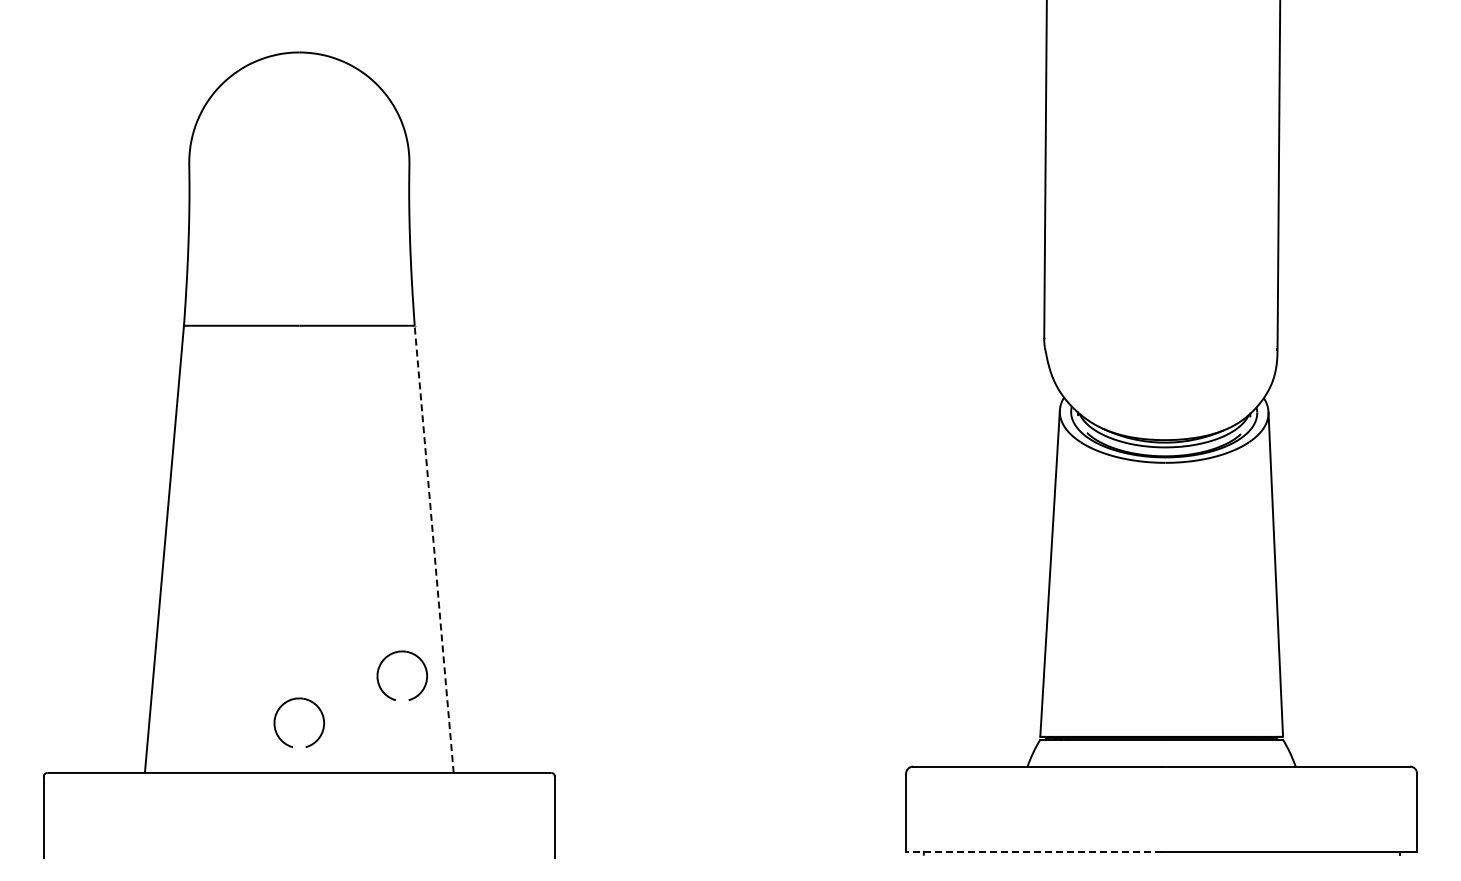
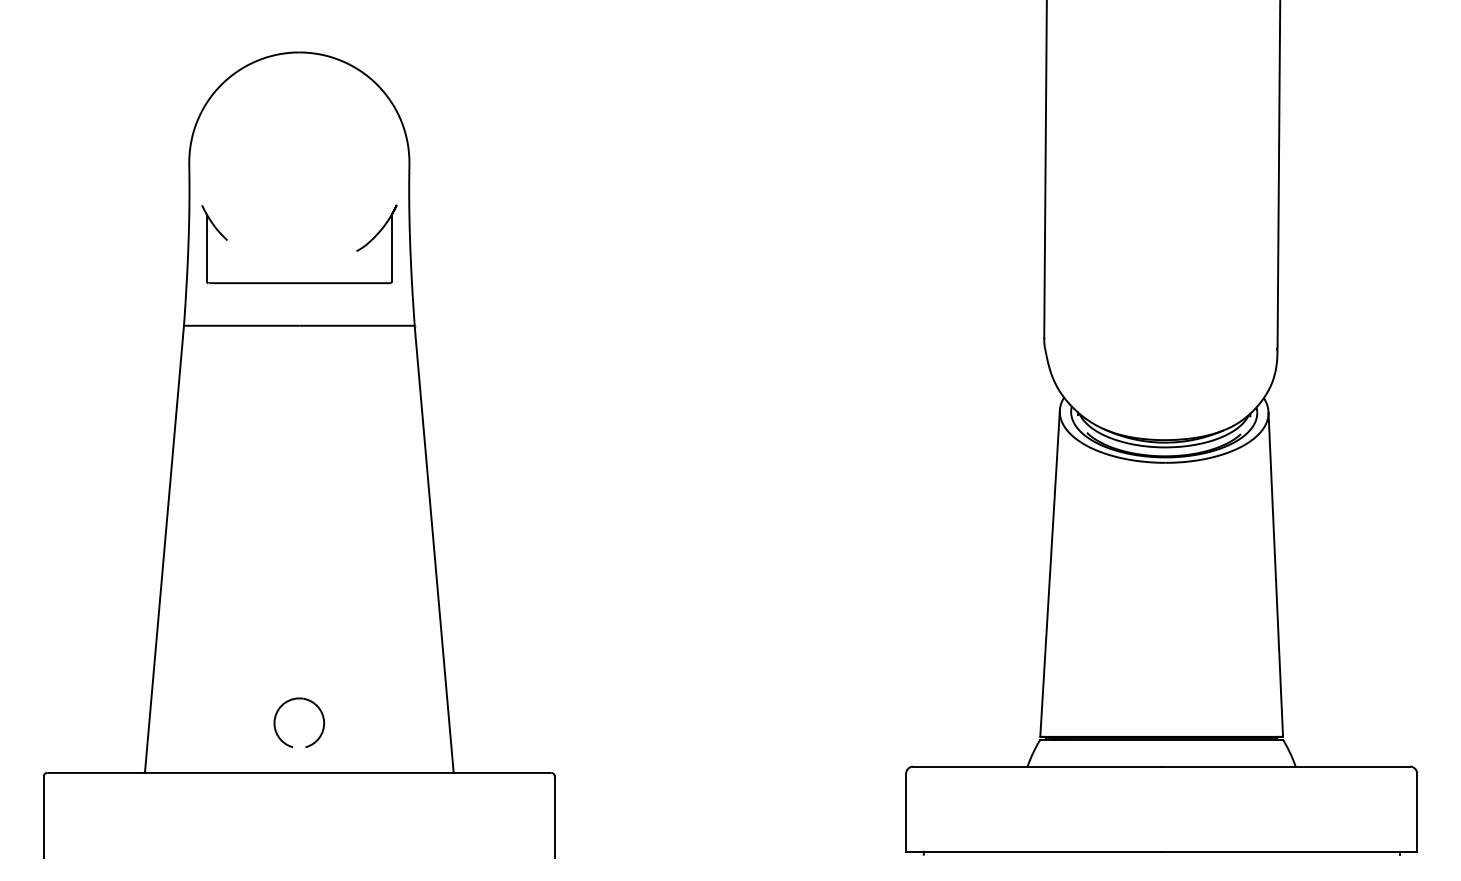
part: none -> present (299, 282)
line: dashed -> solid (434, 548)
part: present -> none (396, 653)
line: dashed -> solid (1033, 851)
